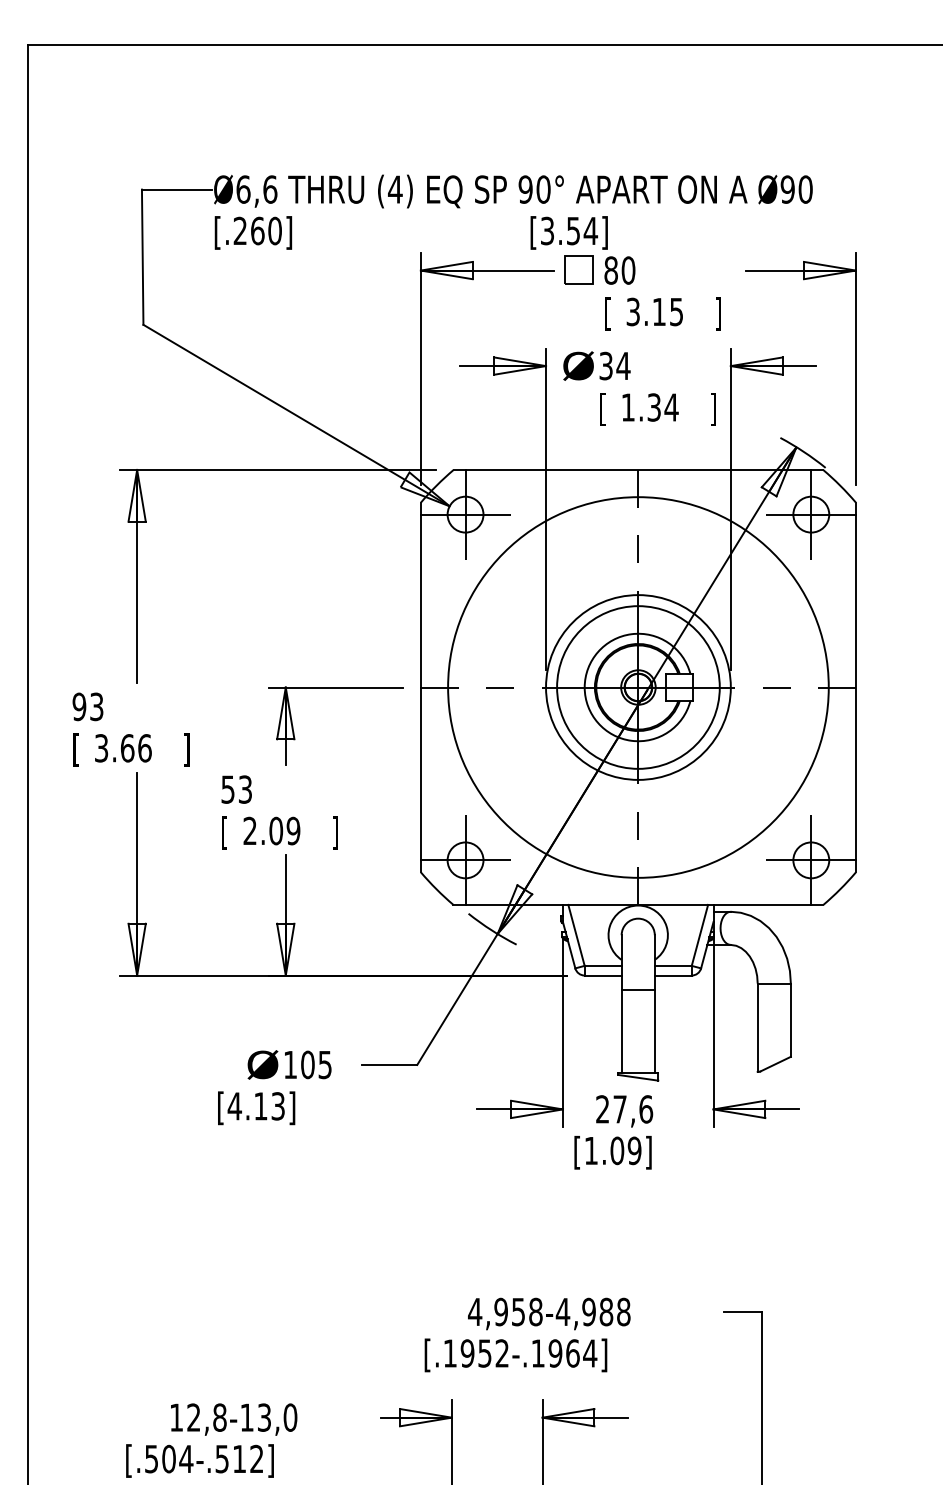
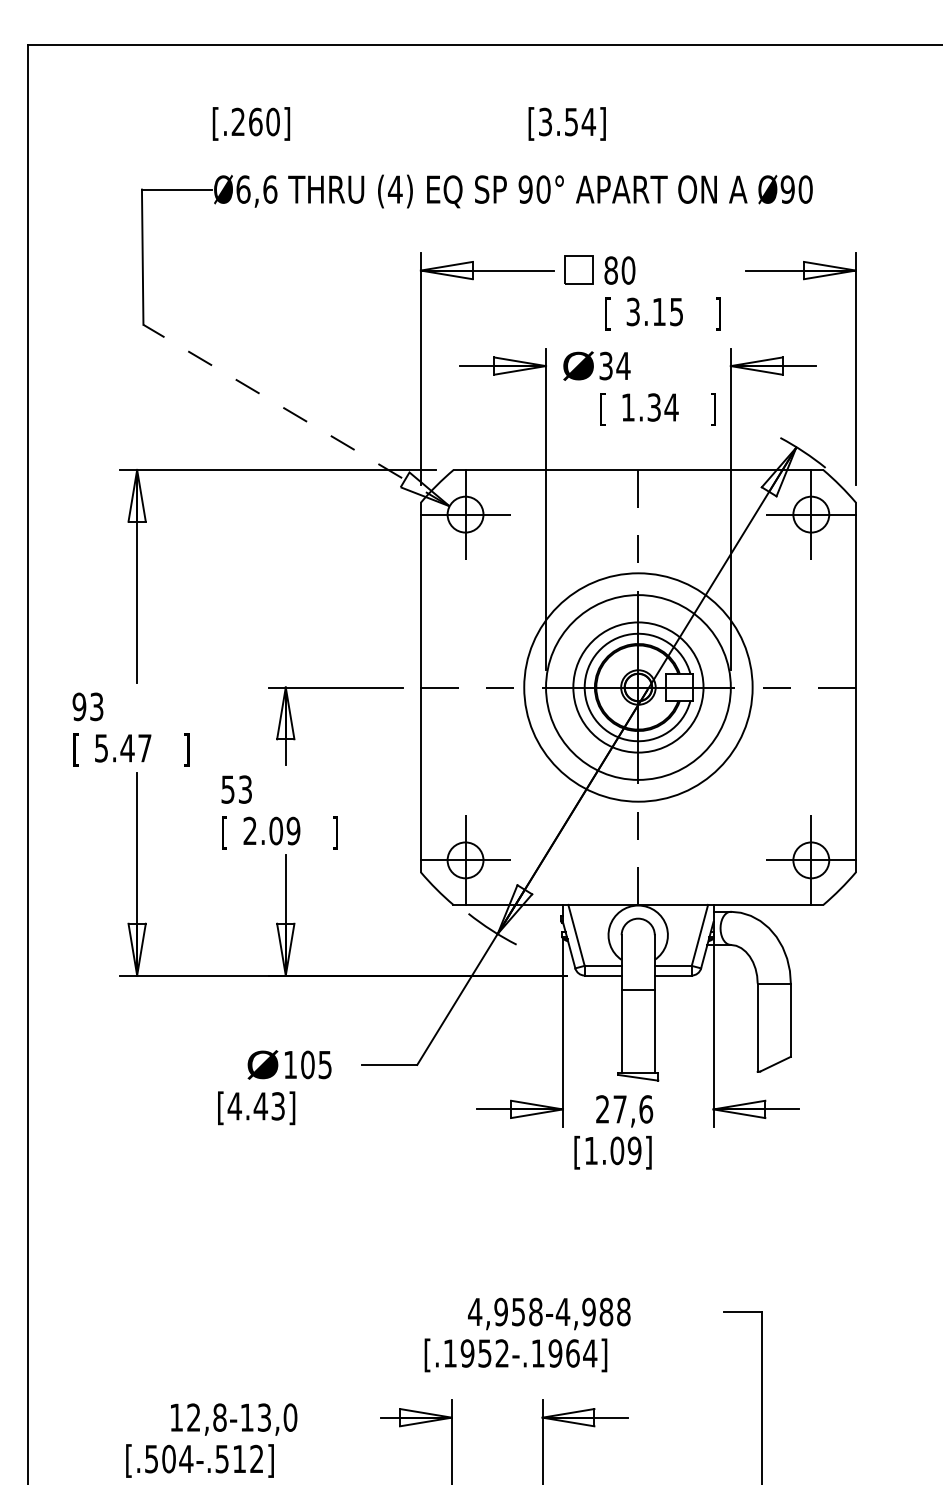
text position: (410, 232) -> (408, 123) (408, 123)
line: solid -> dashed (296, 415)
circle diameter: 163 px -> 130 px (638, 687)
circle diameter: 381 px -> 228 px (638, 687)
text: 3.66 -> 5.47 (123, 748)
text: [4.13] -> [4.43] (260, 1106)
